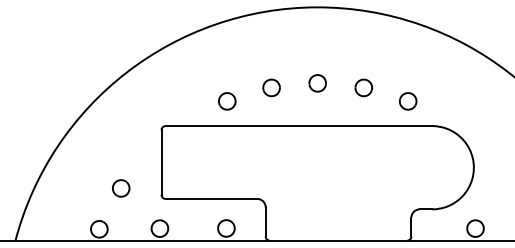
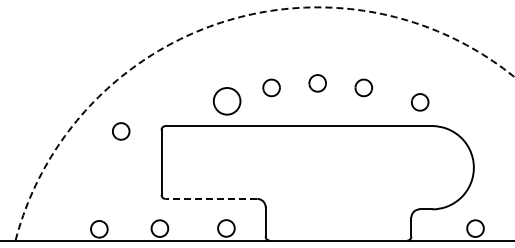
arc: solid -> dashed (221, 22)
part size: 19x19 px -> 30x29 px (226, 101)
part position: (408, 101) -> (420, 102) (420, 102)
part position: (121, 188) -> (121, 131) (121, 131)
line: solid -> dashed (211, 198)
